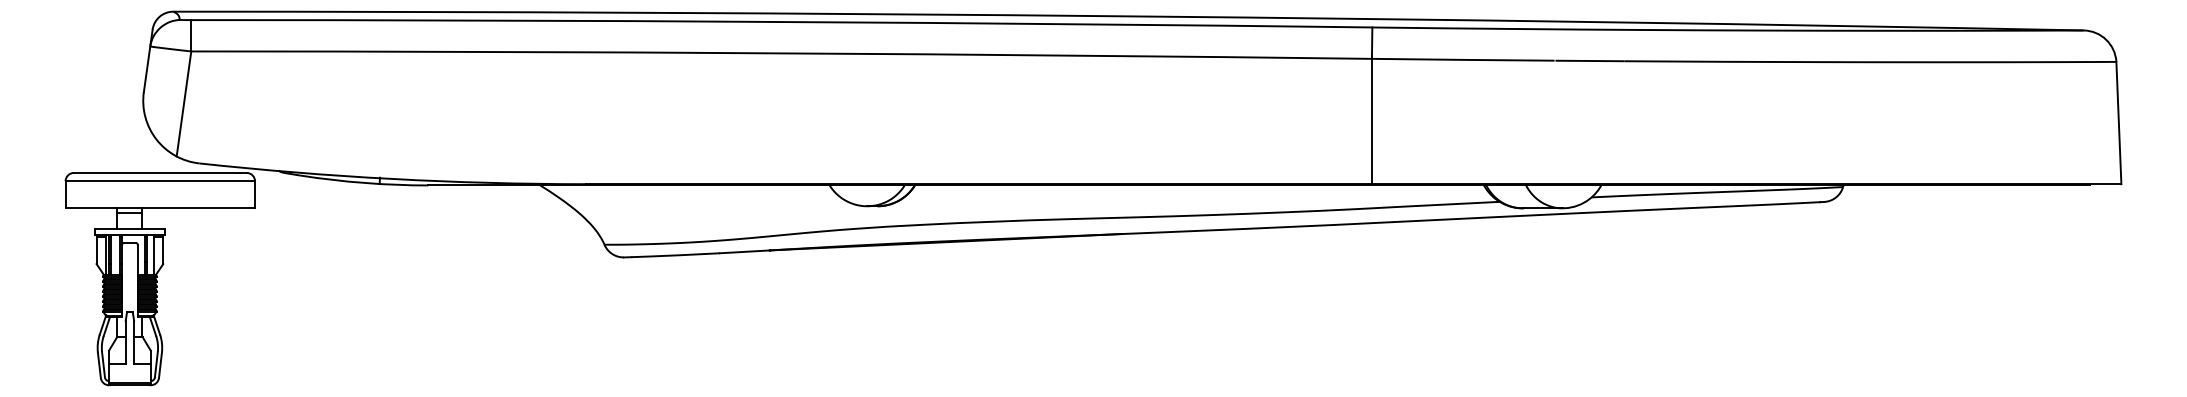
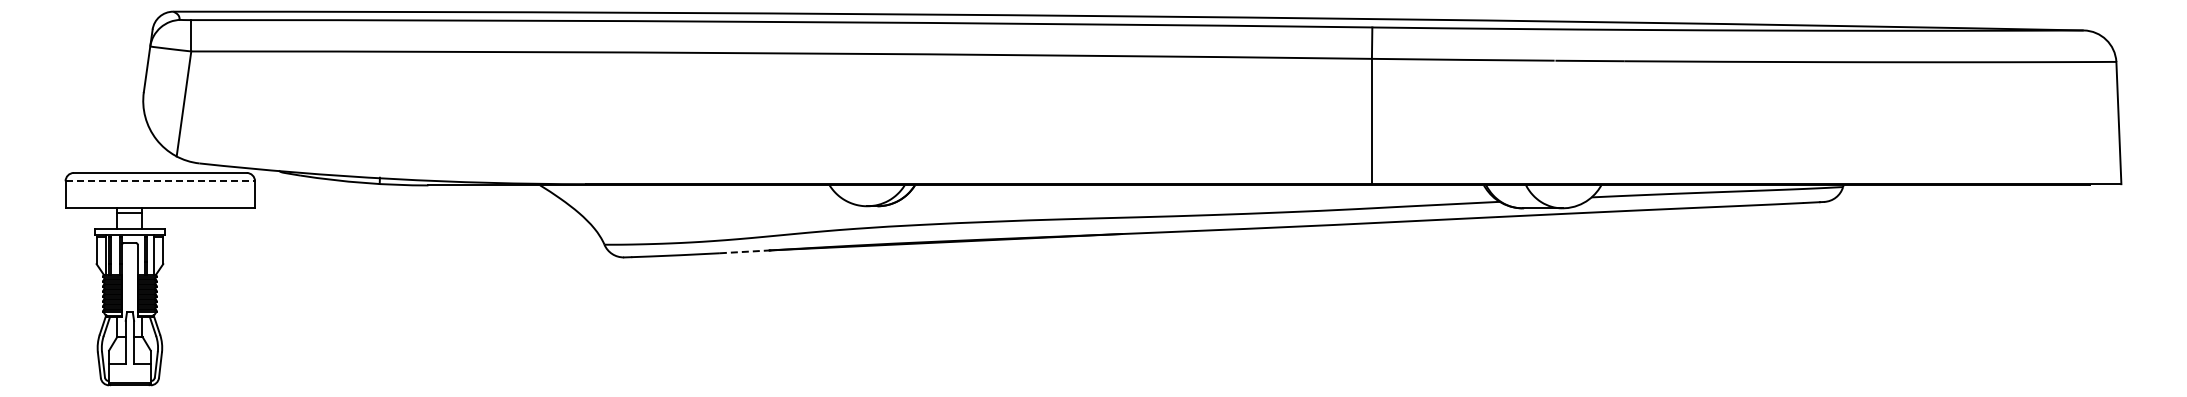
line: solid -> dashed (160, 181)
line: solid -> dashed (745, 251)
